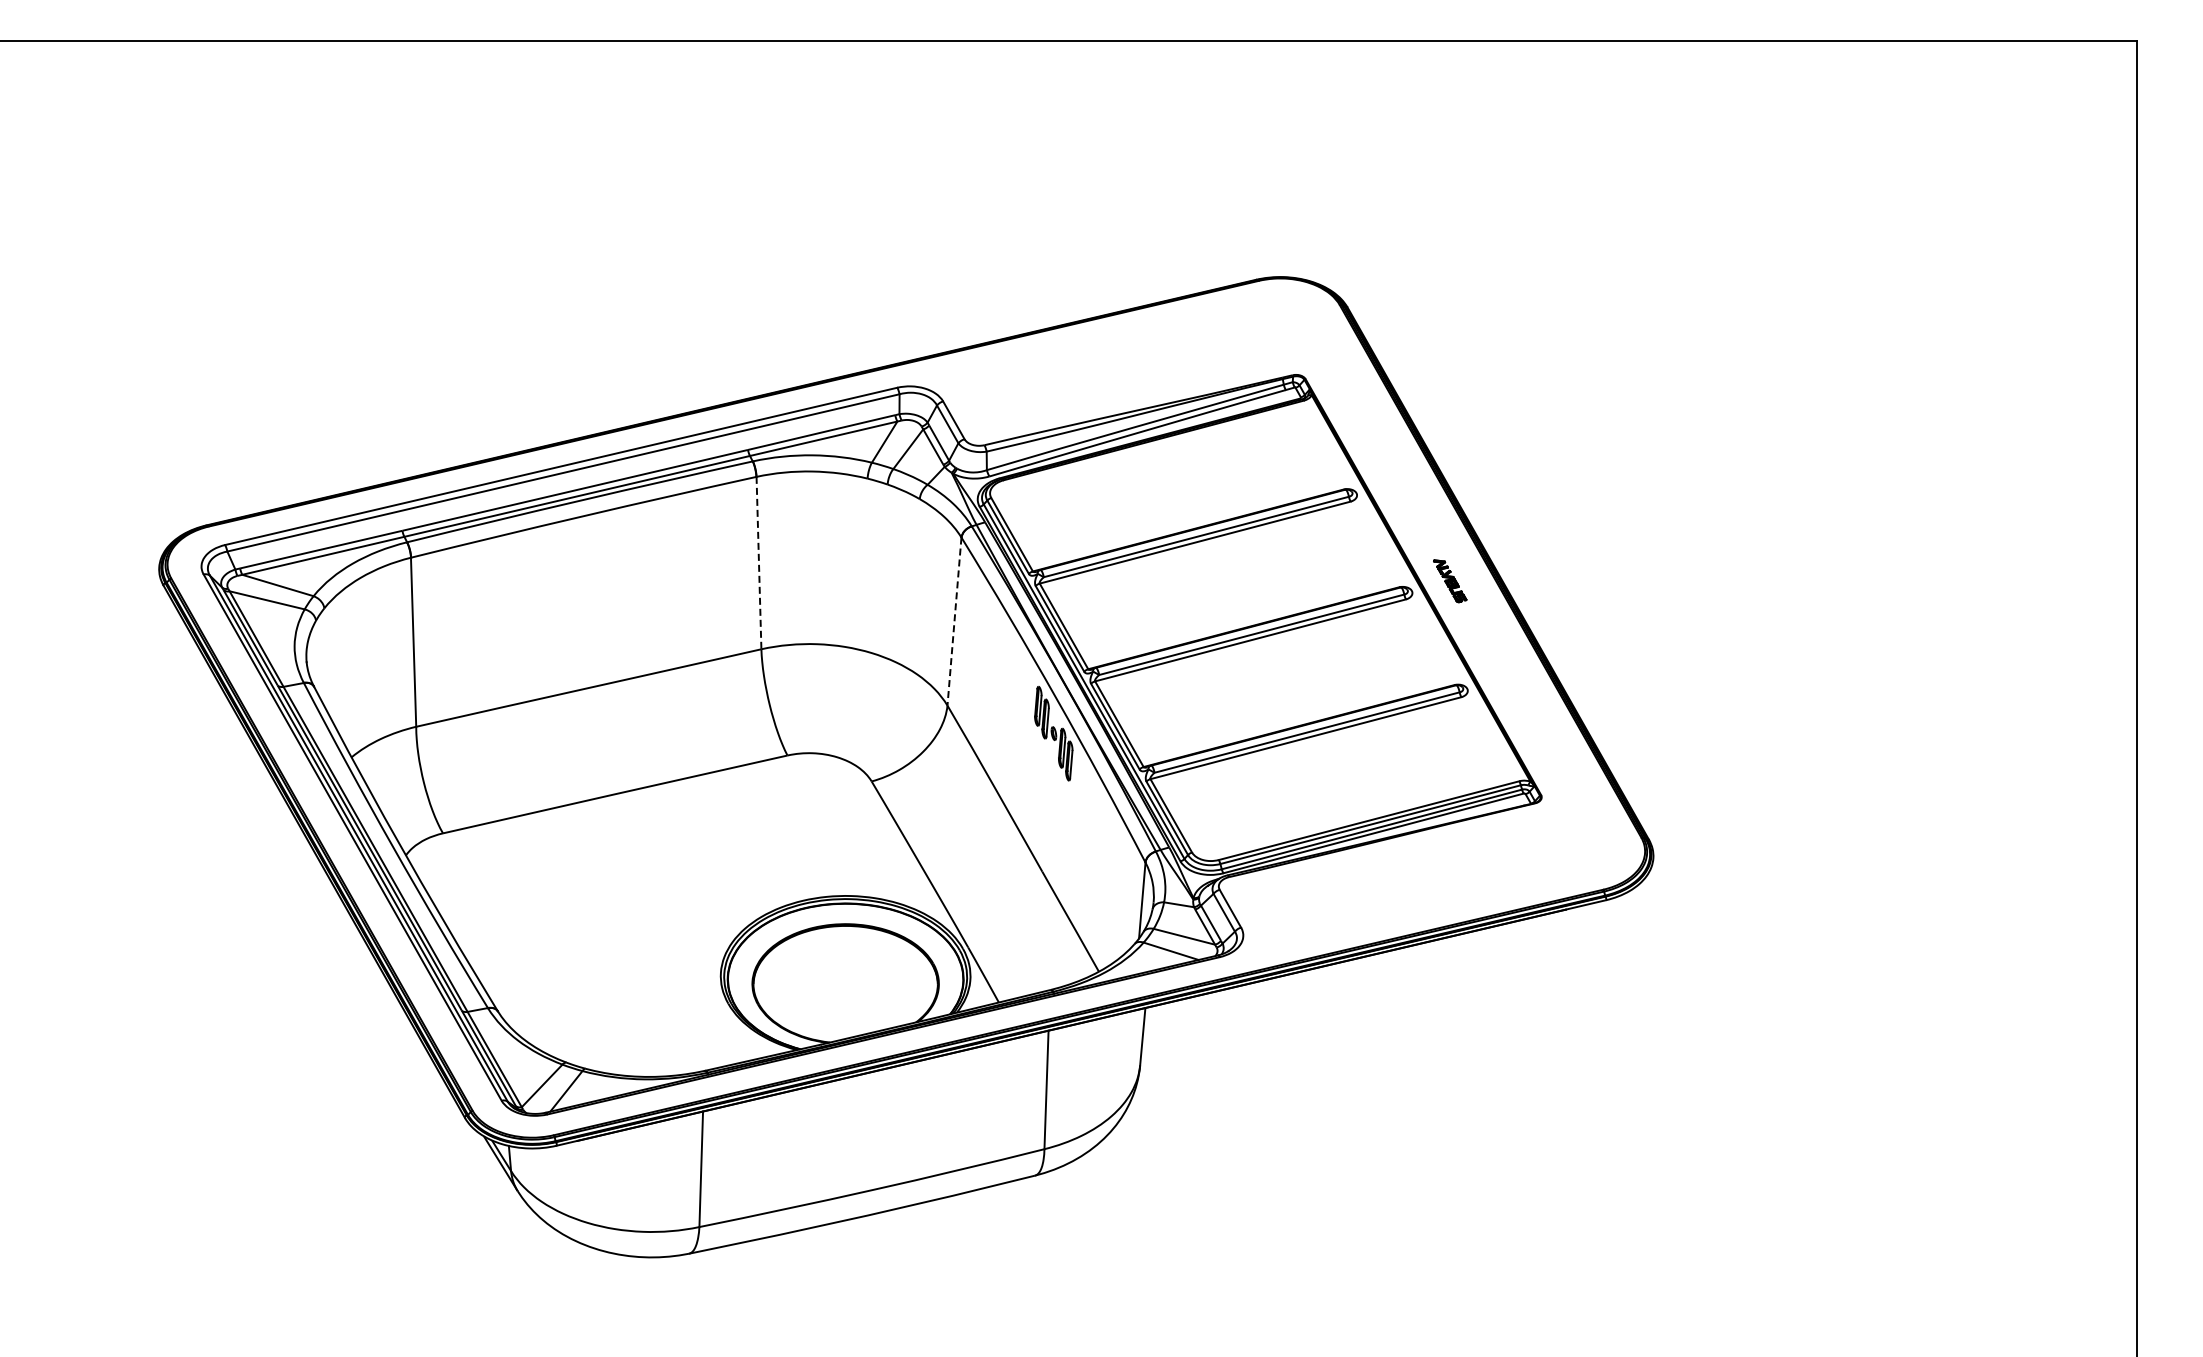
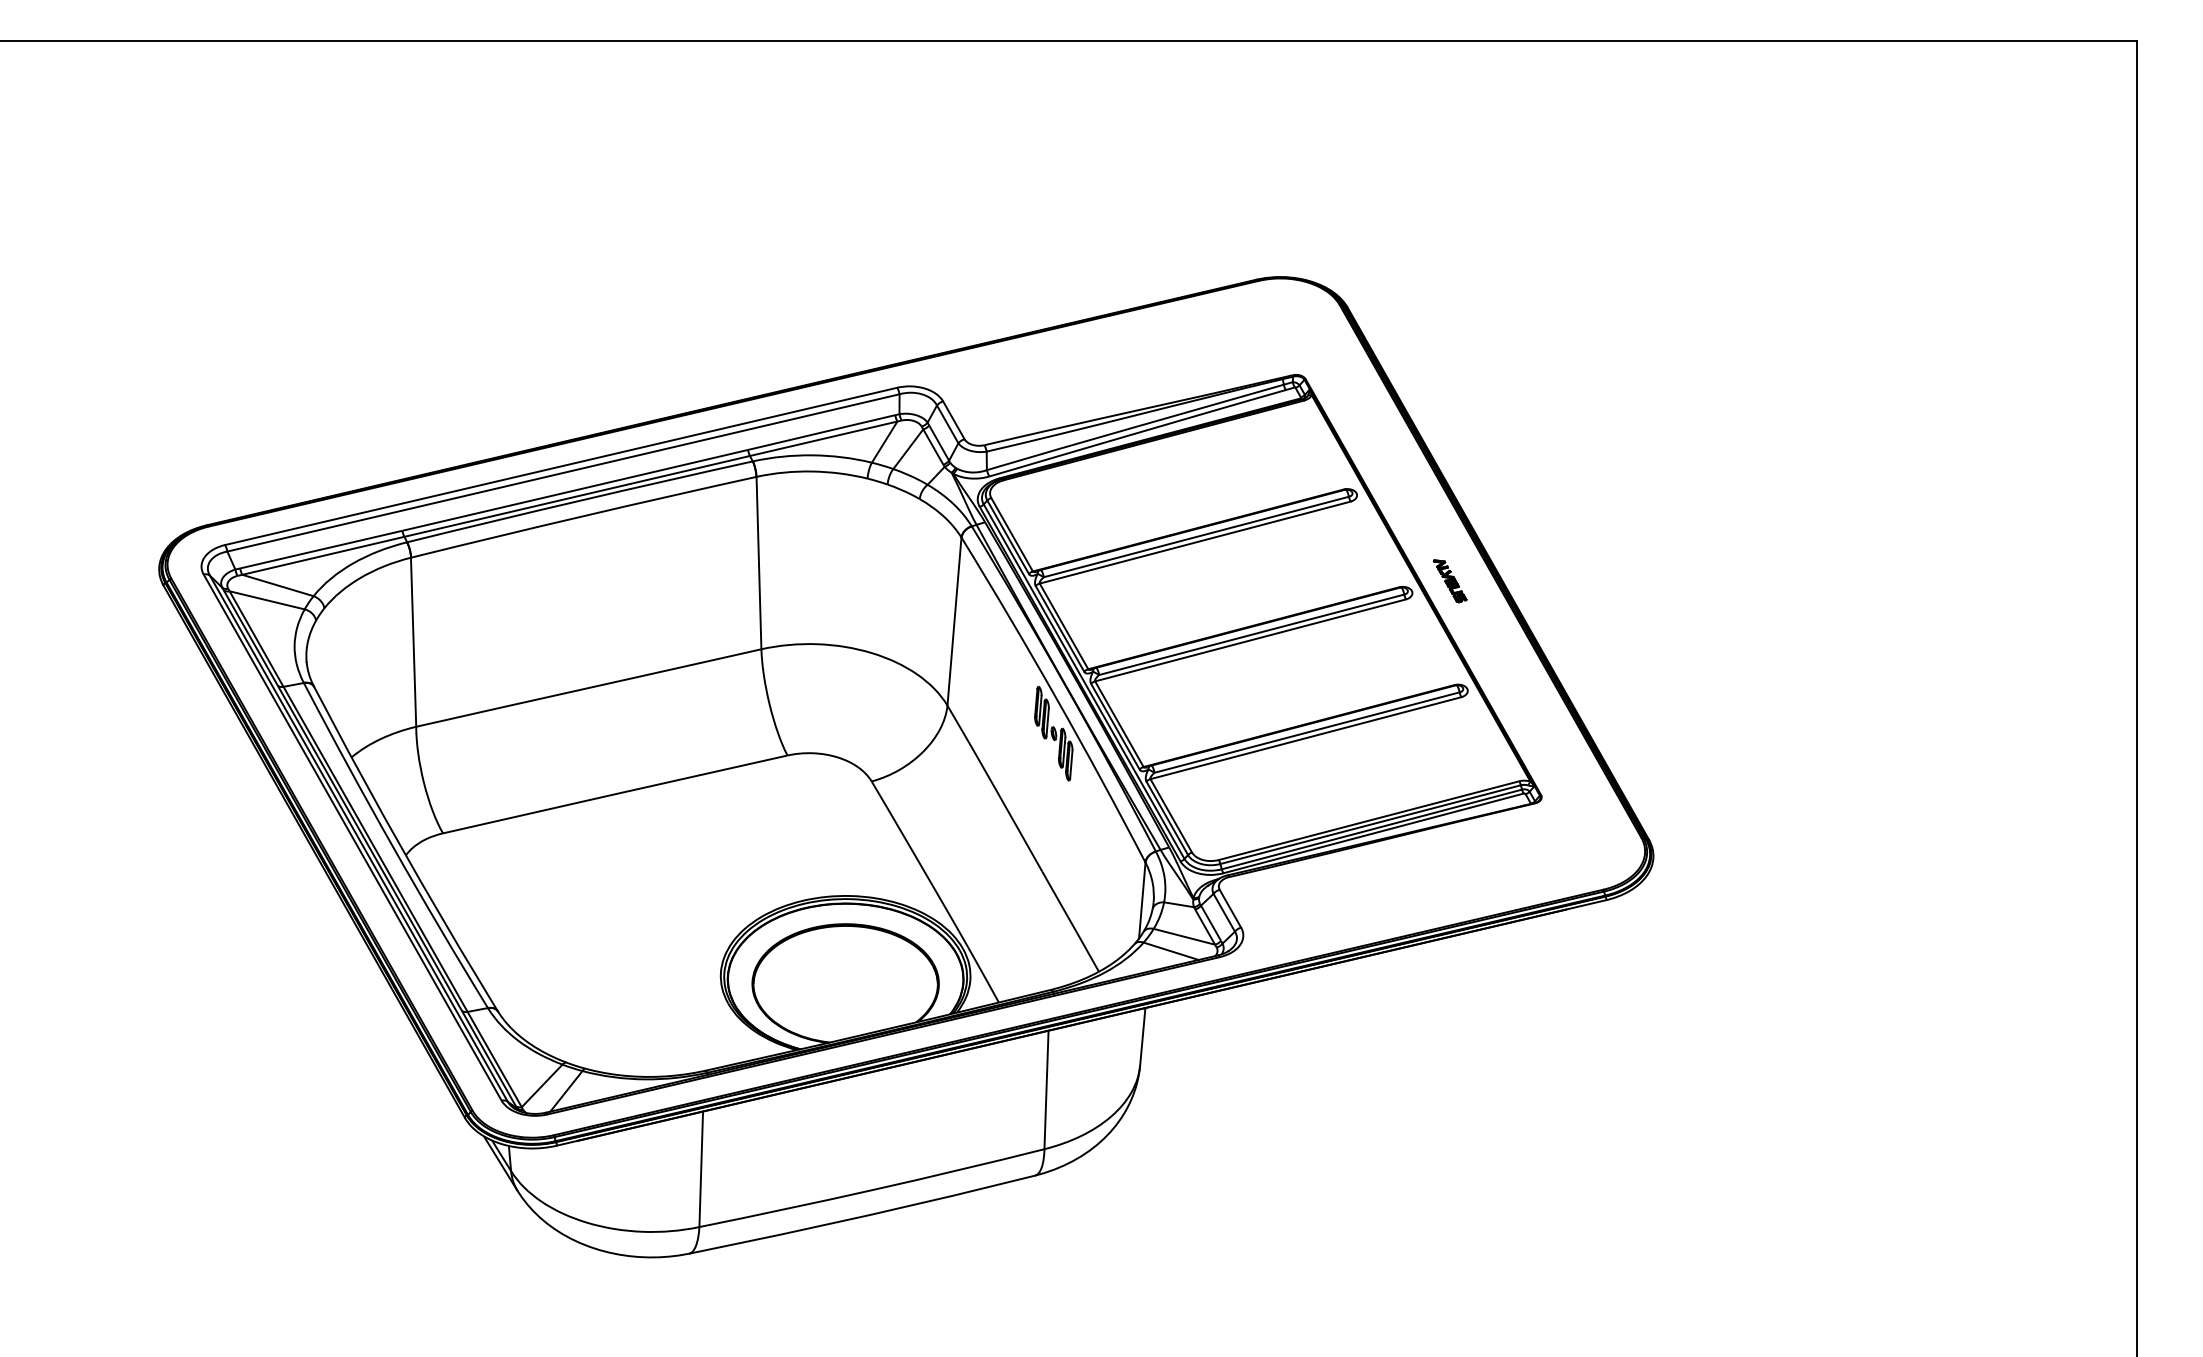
line: dashed -> solid (759, 563)
line: dashed -> solid (954, 622)
